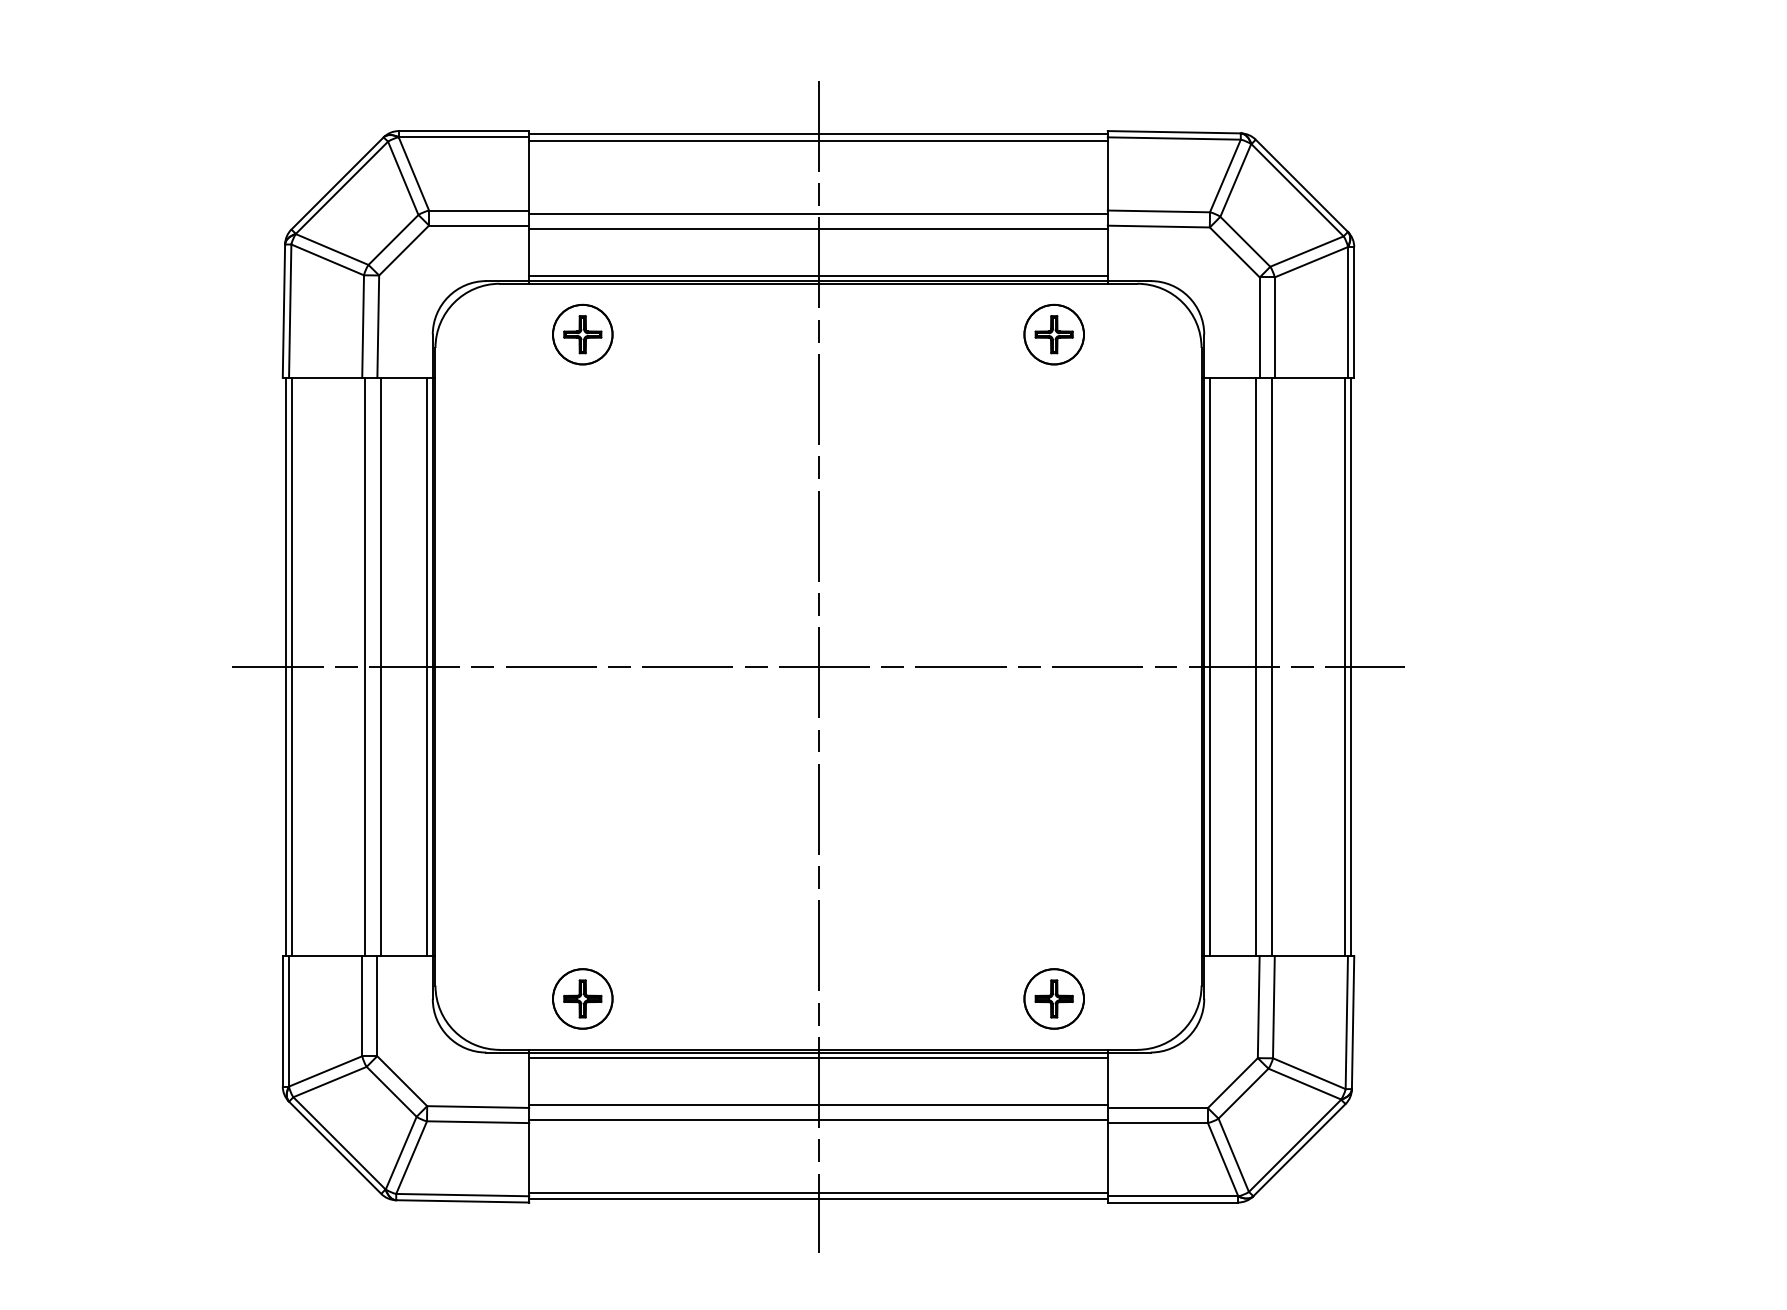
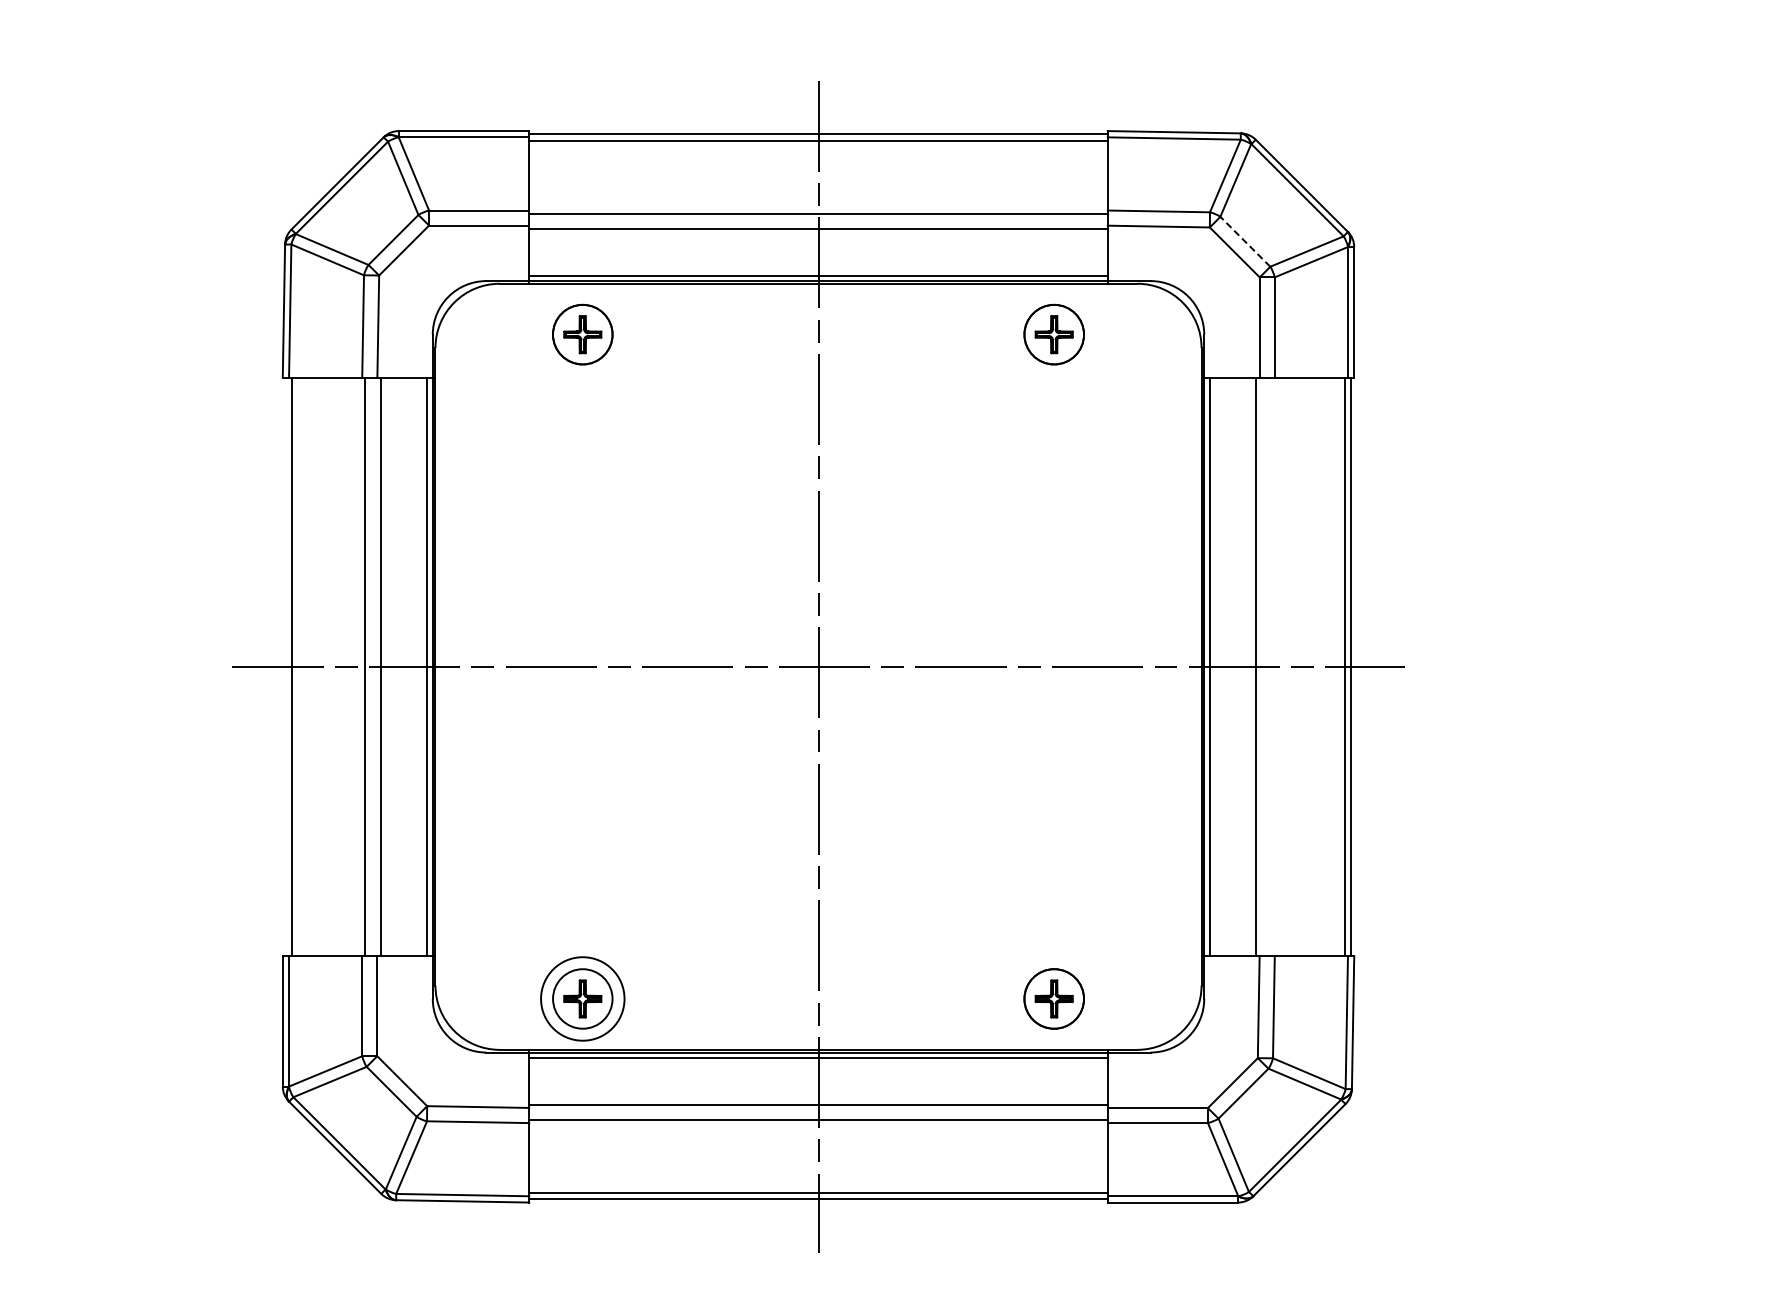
line: solid -> dashed (1244, 241)
line: present -> none (286, 666)
line: present -> none (1271, 666)
circle diameter: 60 px -> 83 px (582, 998)
